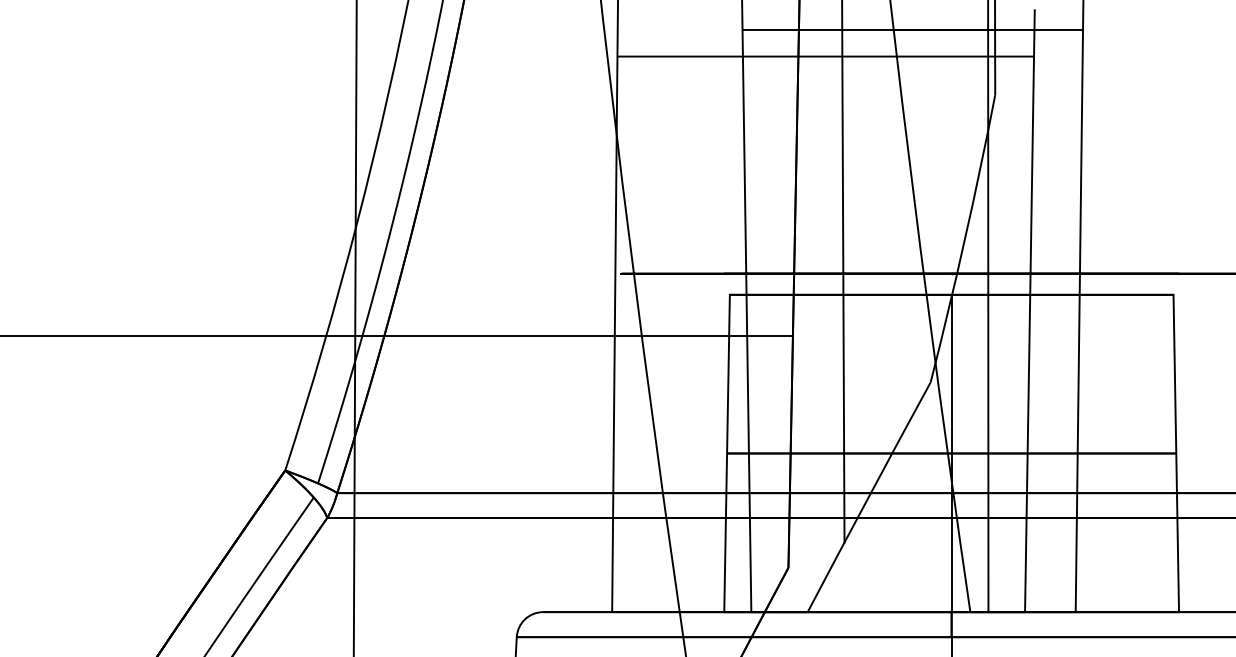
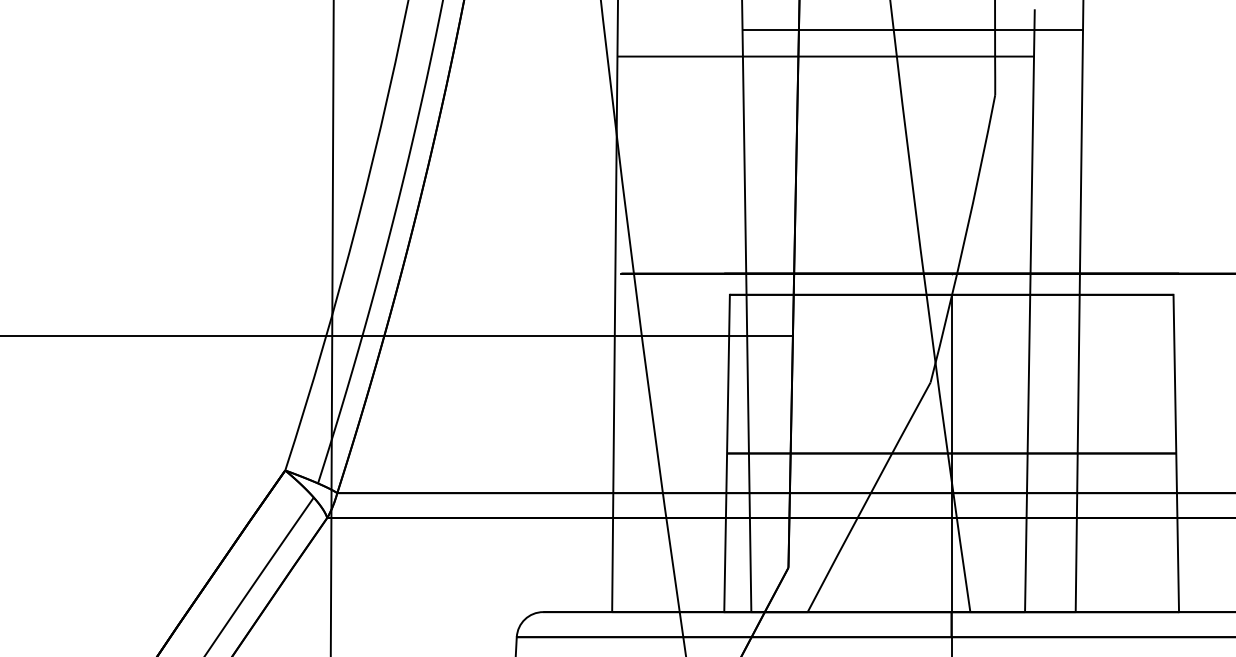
line: present -> none (843, 272)
line: present -> none (988, 307)
line position: (354, 327) -> (331, 327) (331, 327)
